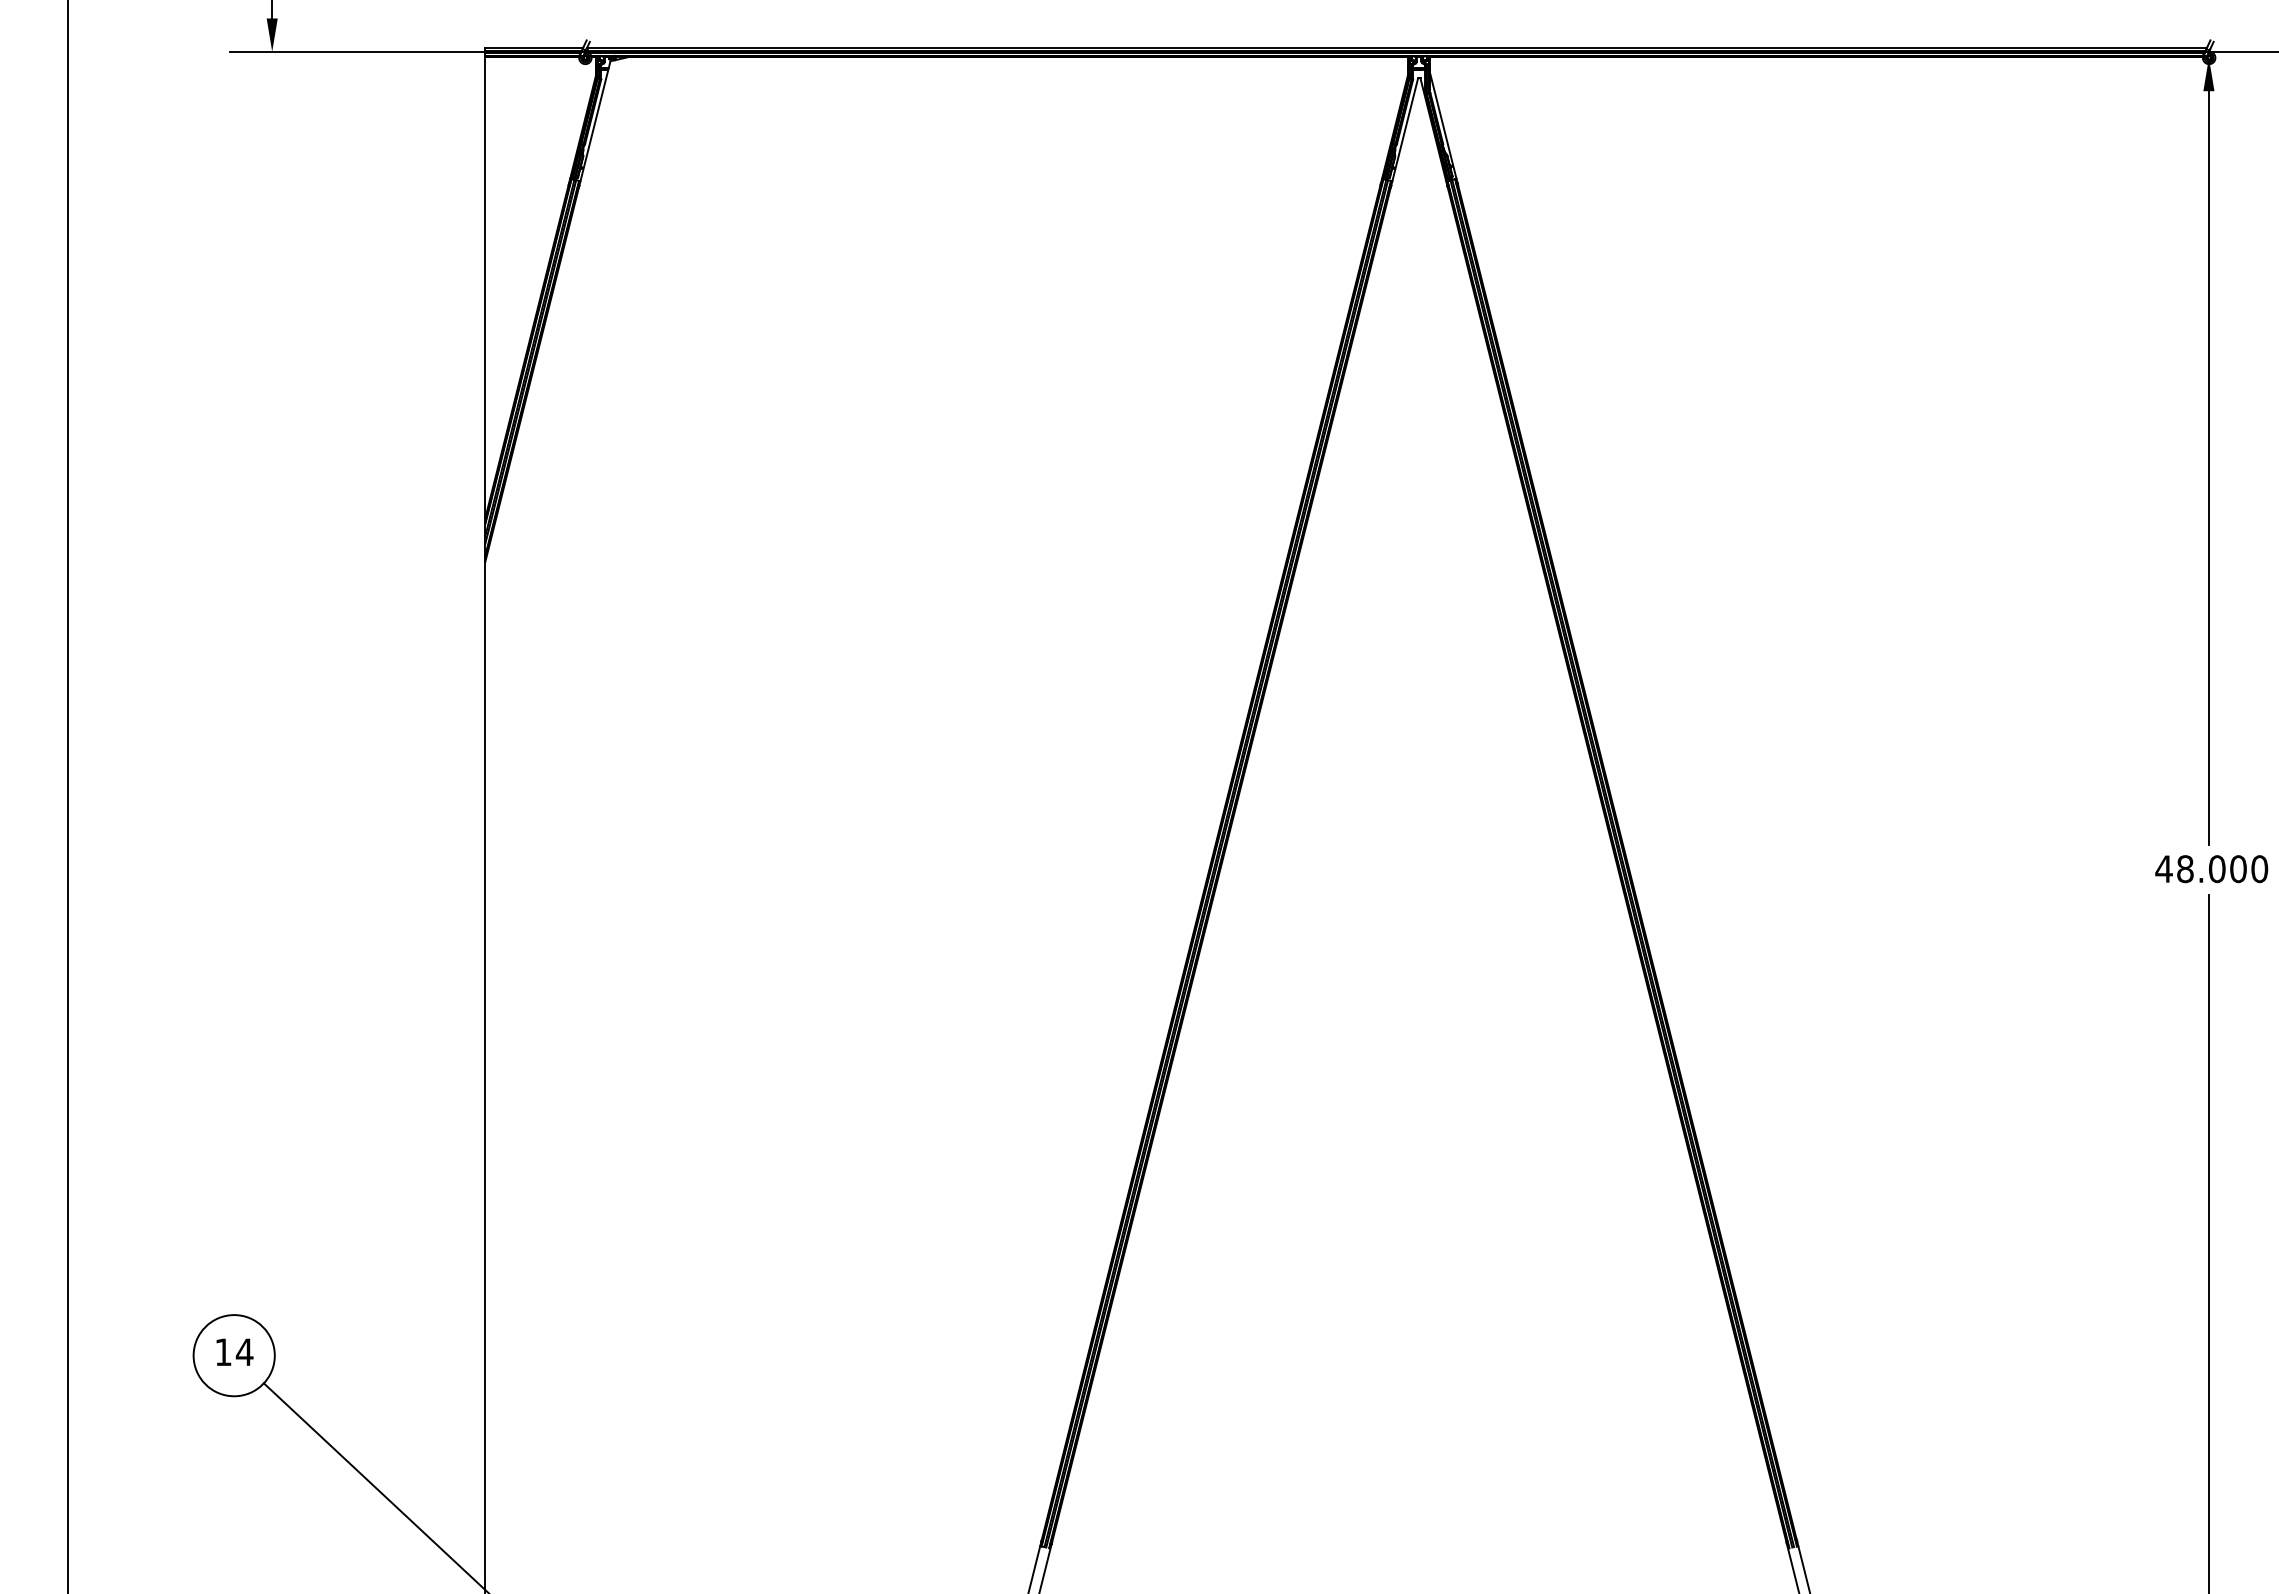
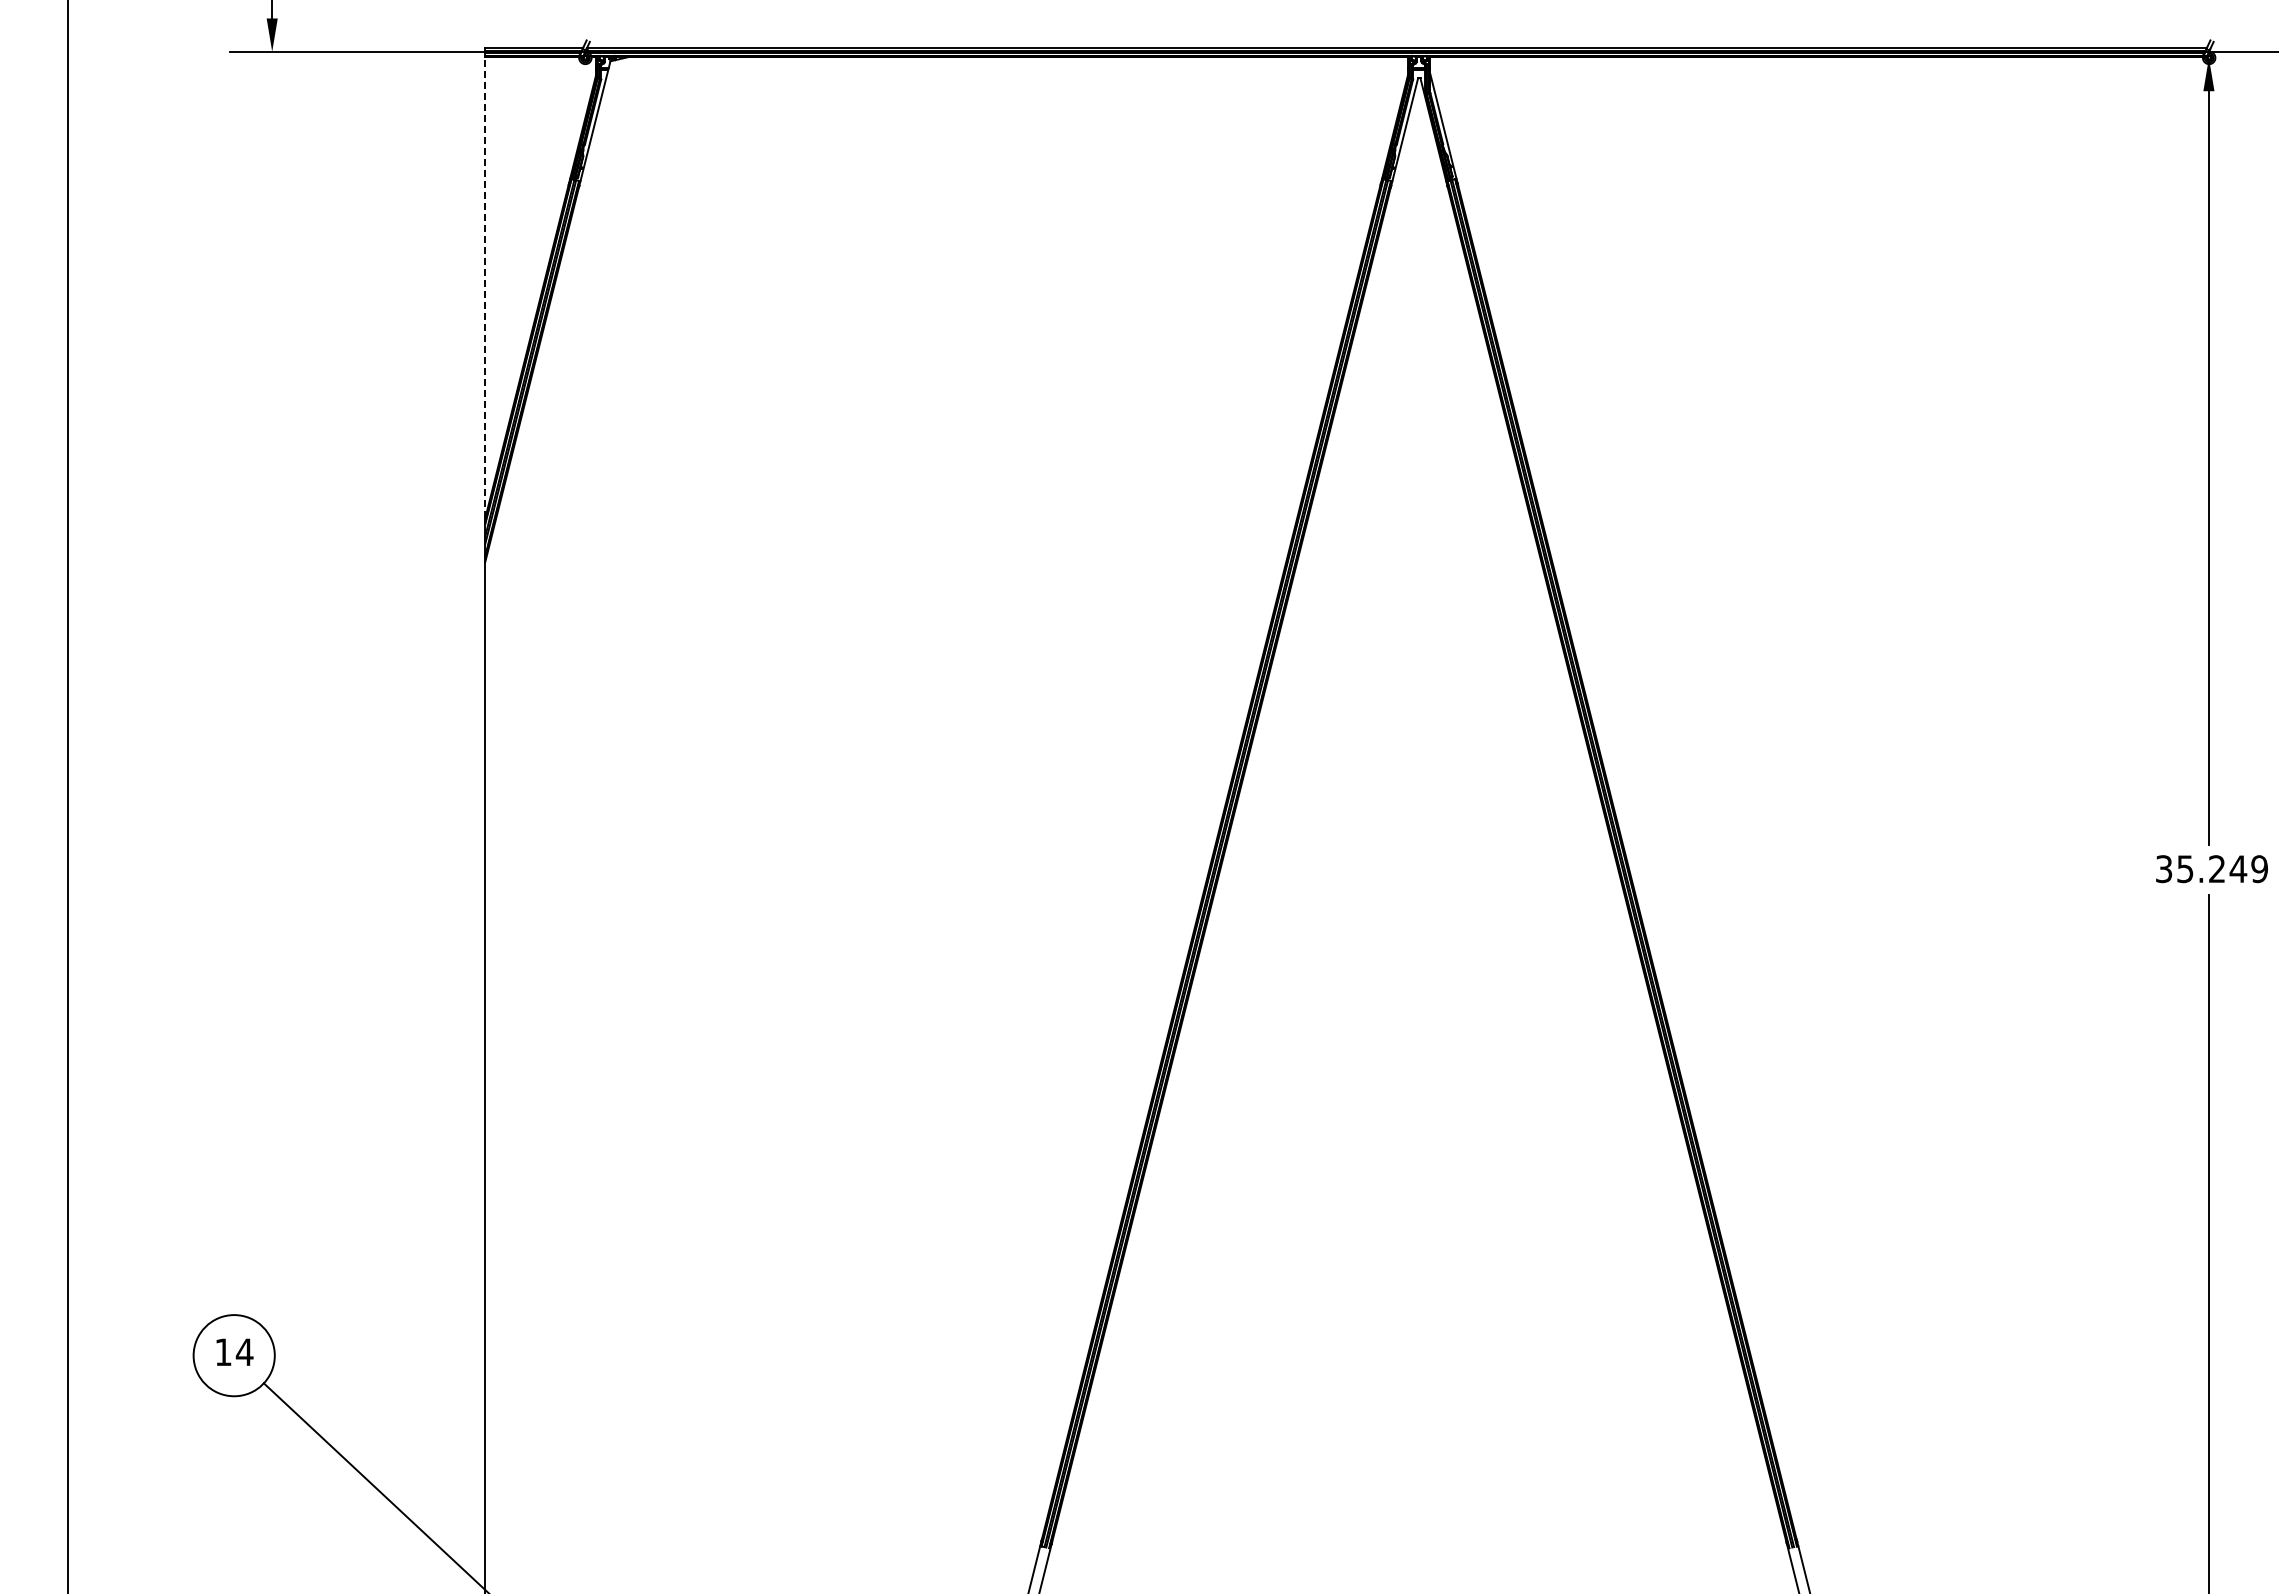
line: solid -> dashed (485, 287)
text: 48.000 -> 35.249 (2211, 869)
